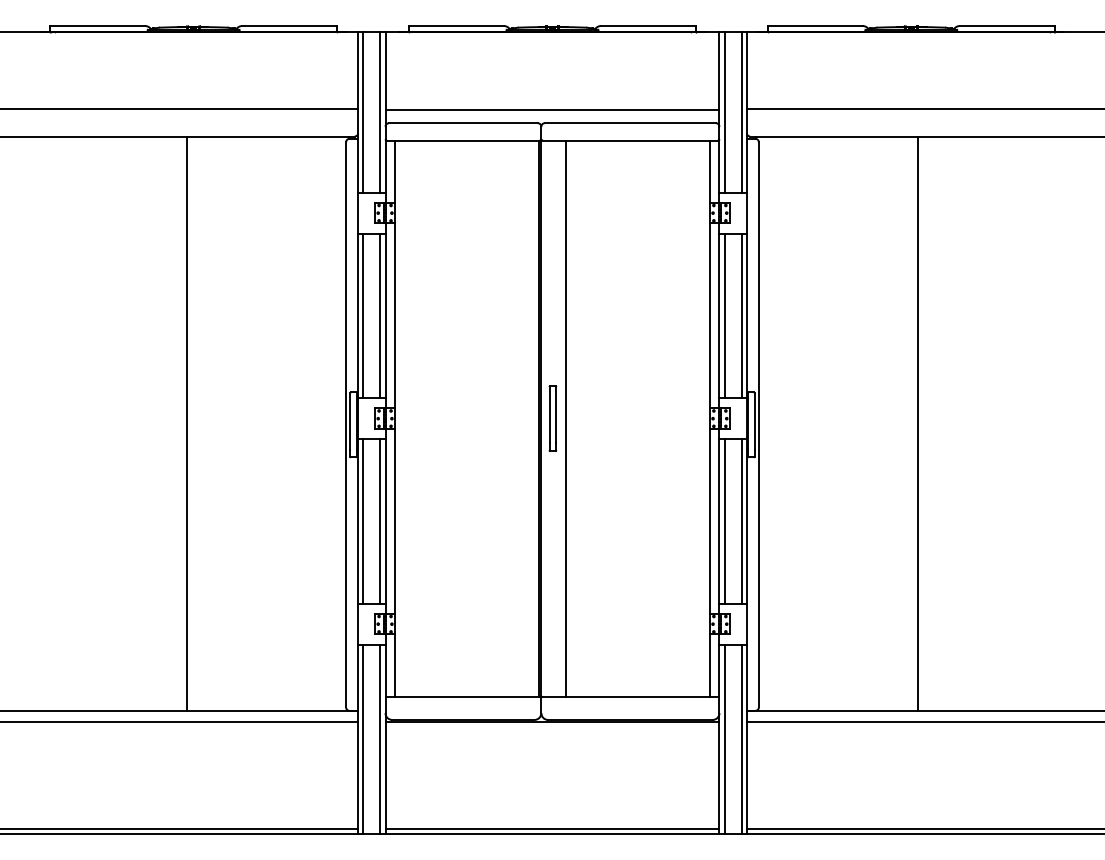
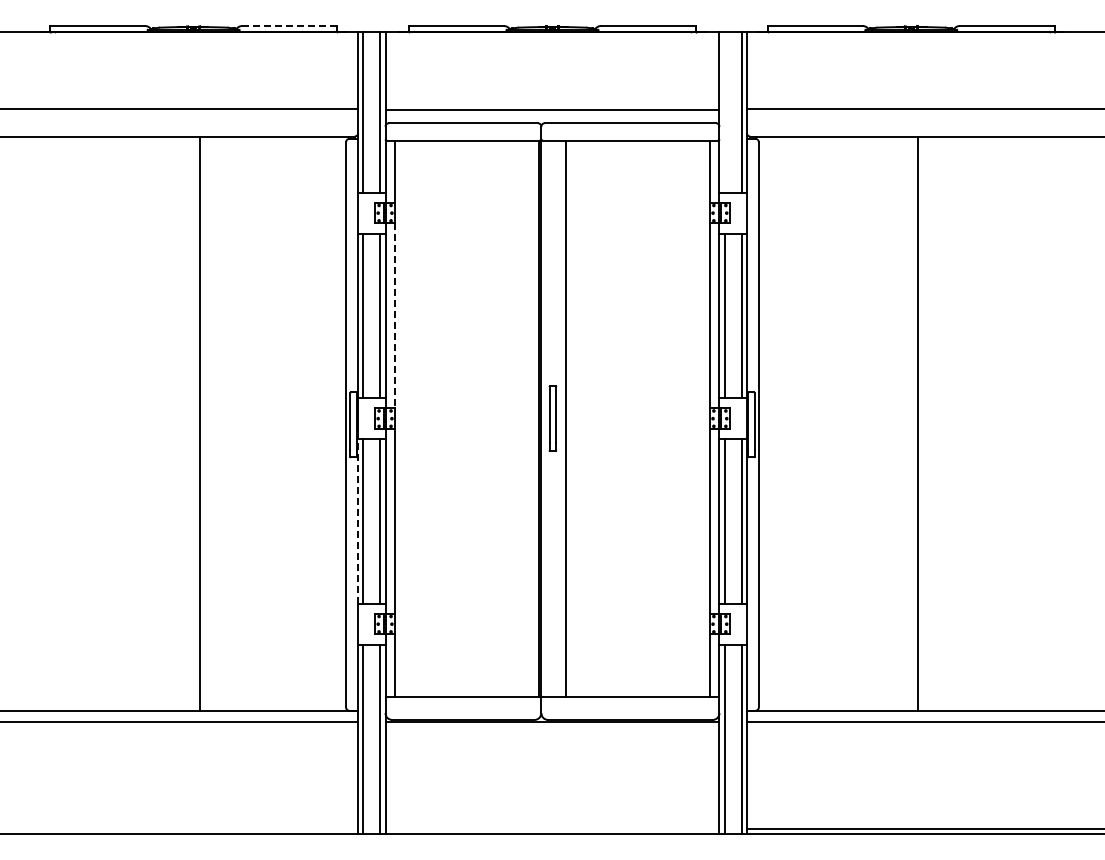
line: solid -> dashed (289, 26)
line: present -> none (724, 112)
line: solid -> dashed (395, 316)
line position: (187, 423) -> (200, 423) (200, 423)
line: solid -> dashed (358, 520)
line: present -> none (180, 828)
line: present -> none (552, 828)
